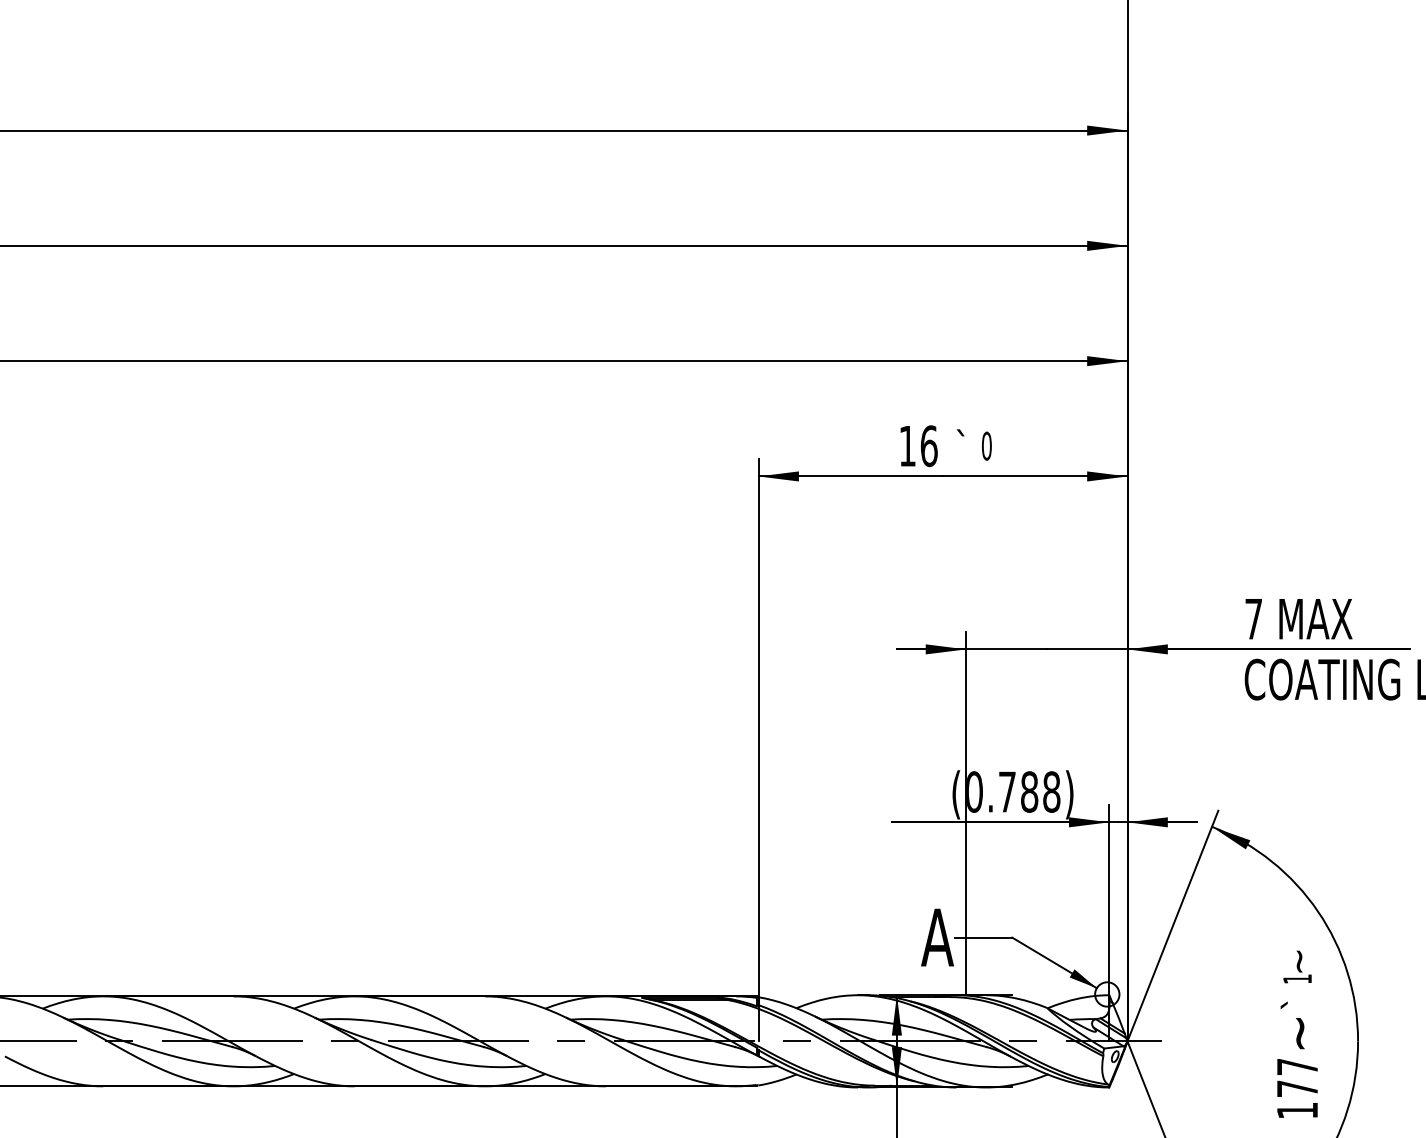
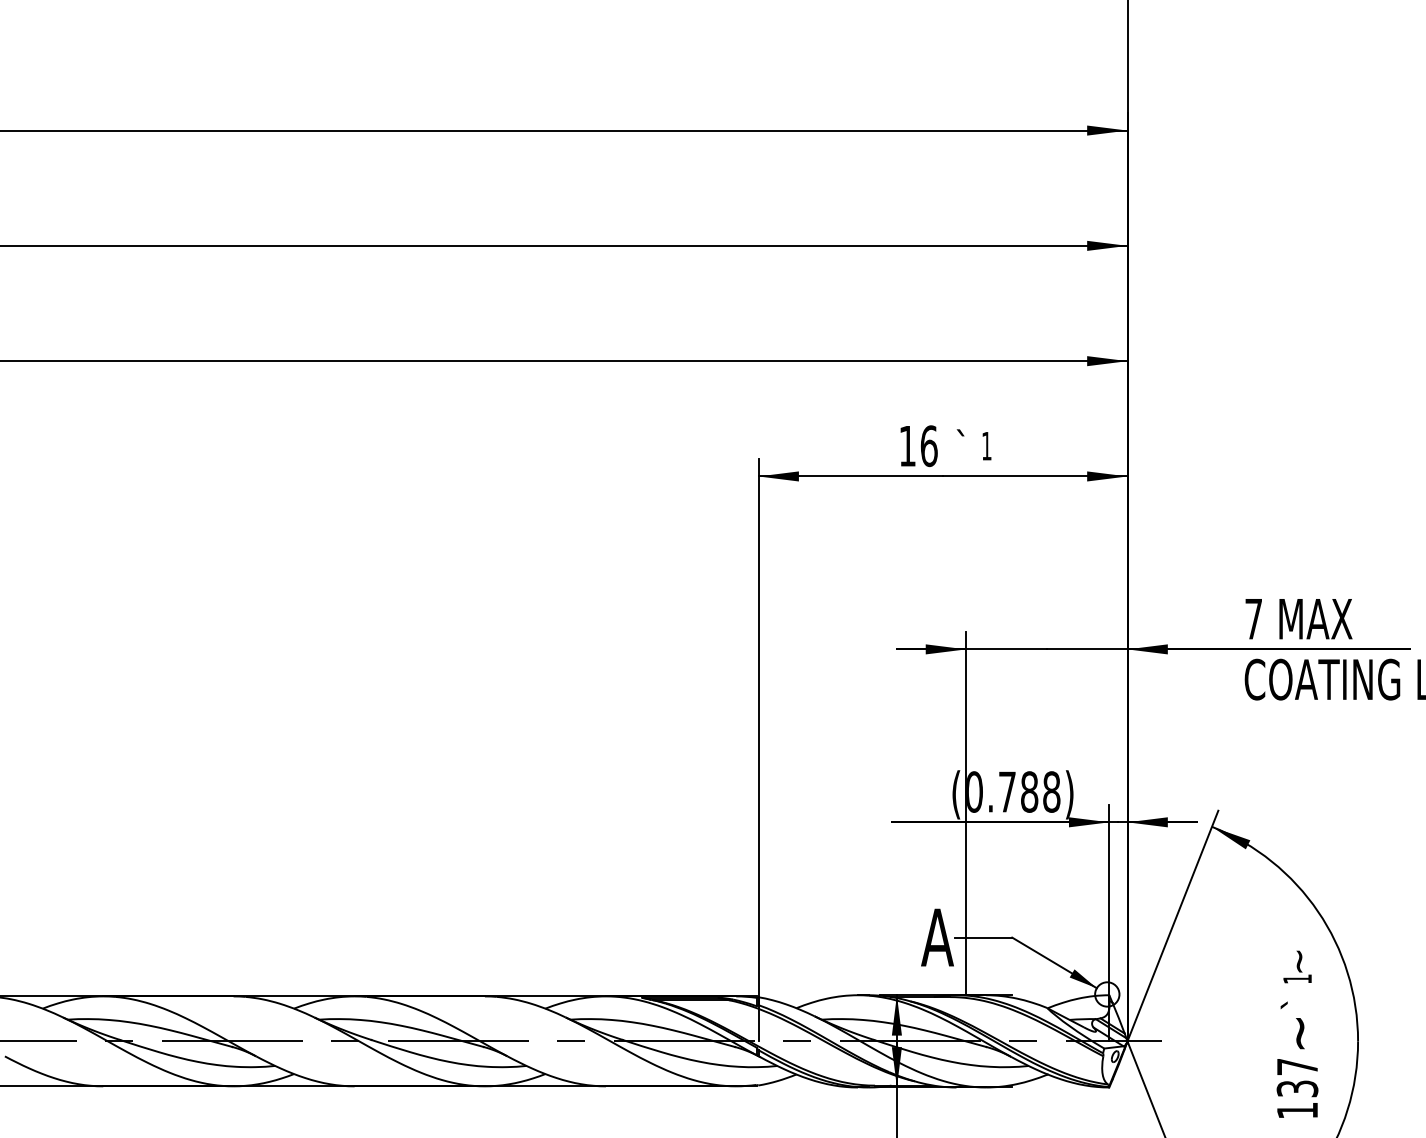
text: 0 -> 1 (986, 445)
text: 177 -> 137 (1297, 1088)
